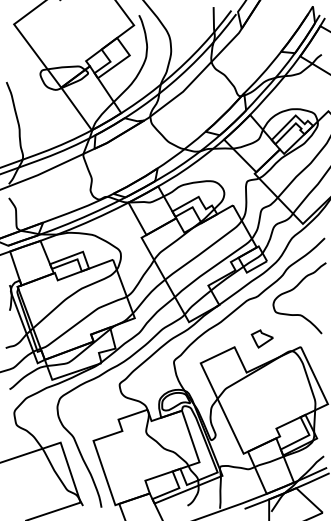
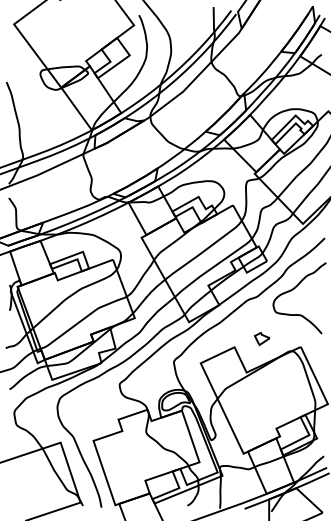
part size: 24x20 px -> 18x15 px (261, 339)
